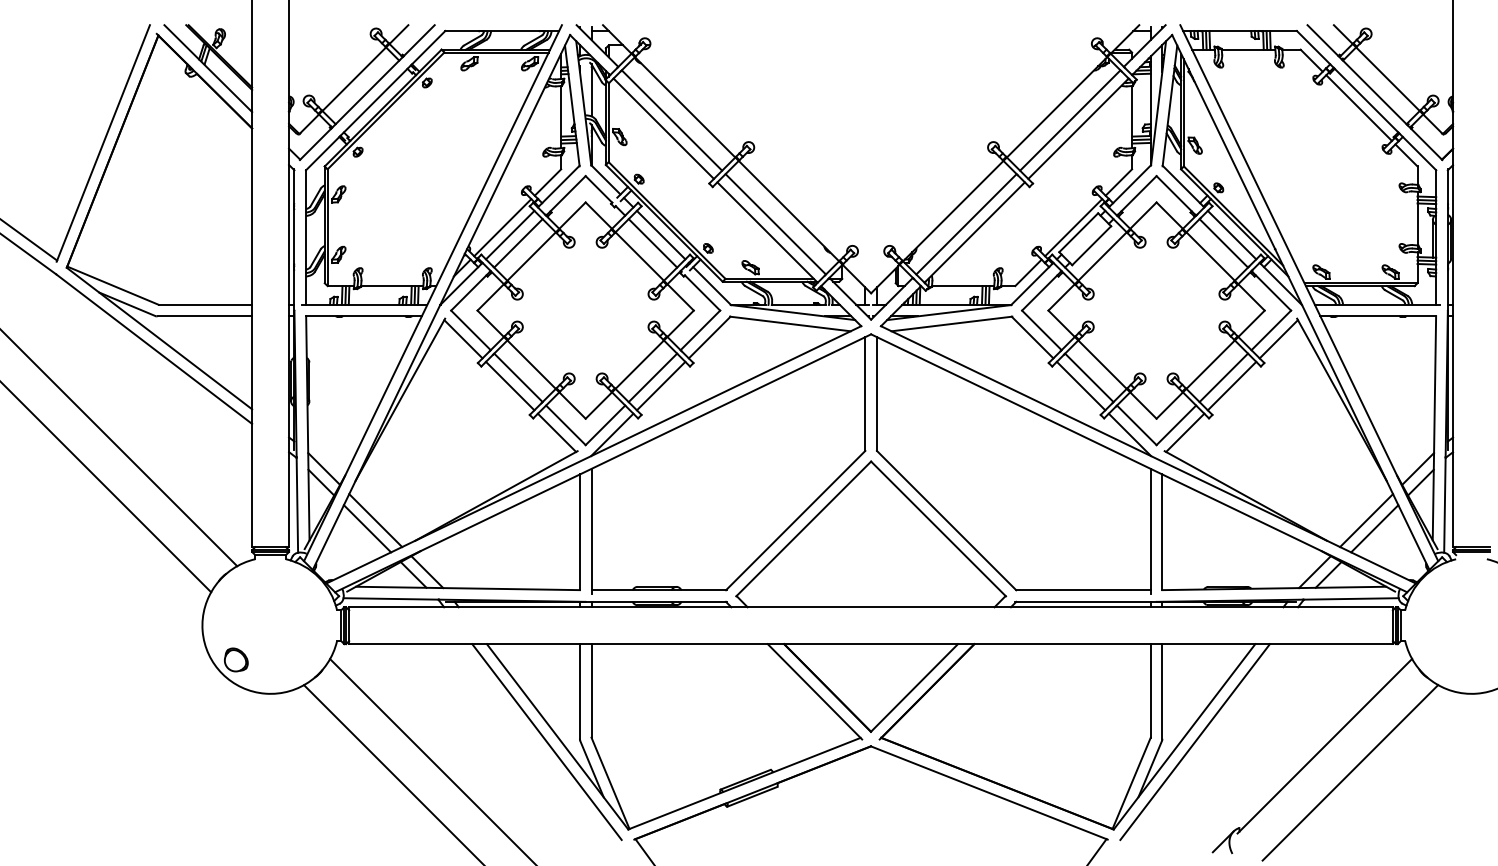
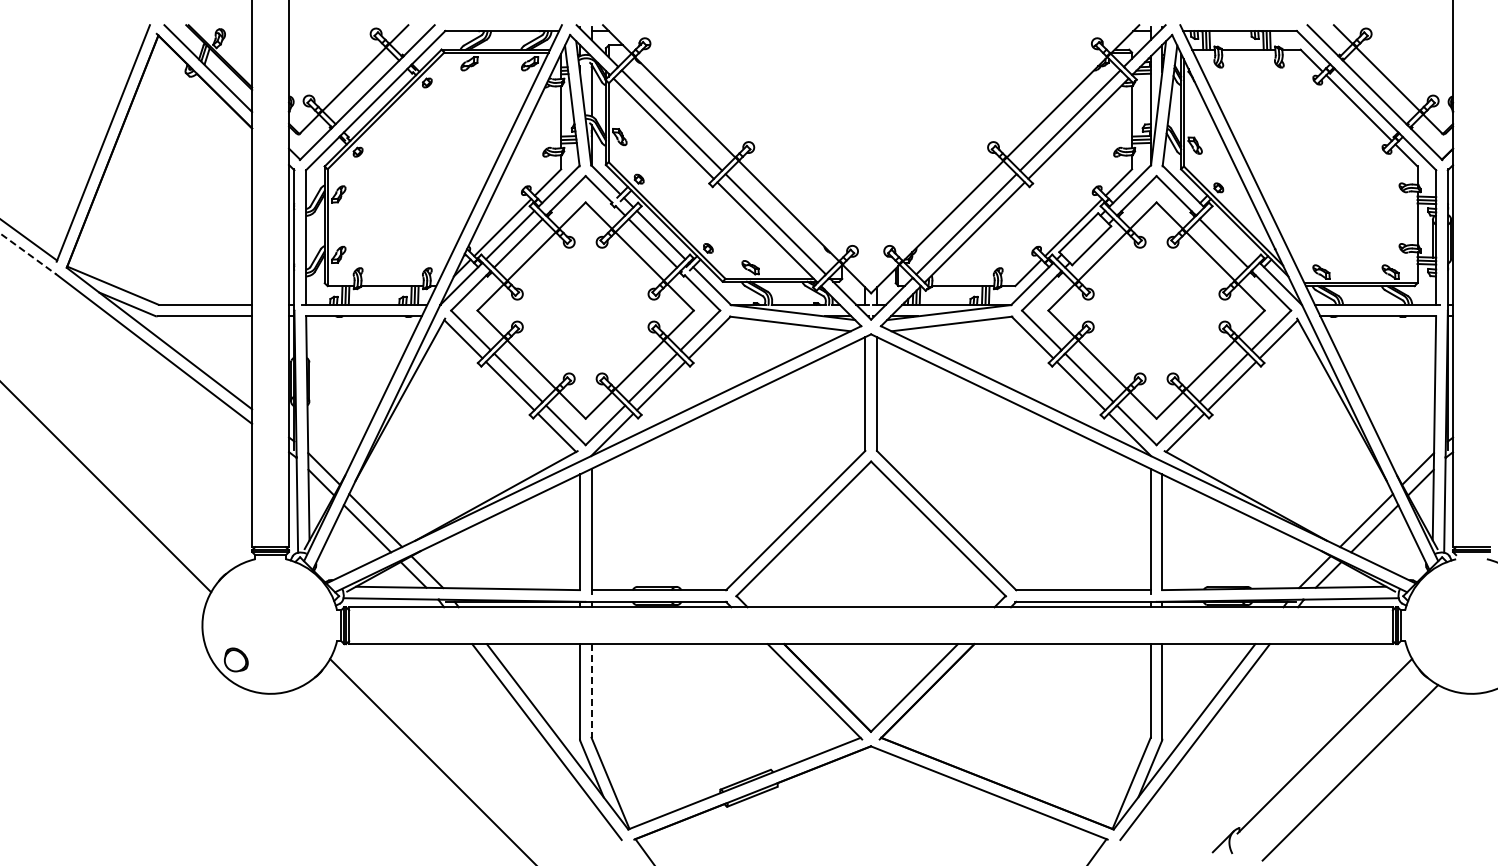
line: present -> none (1231, 234)
line: solid -> dashed (28, 254)
line: present -> none (119, 448)
line: solid -> dashed (591, 690)
line: present -> none (392, 773)
